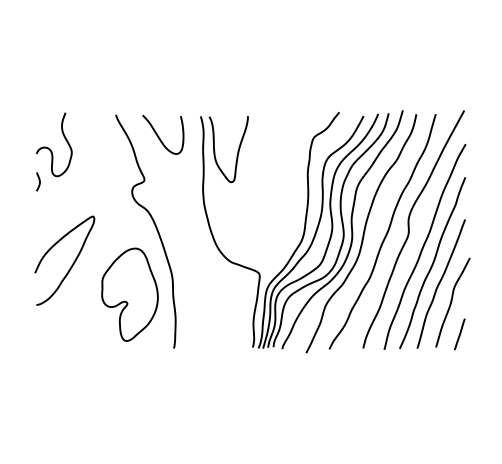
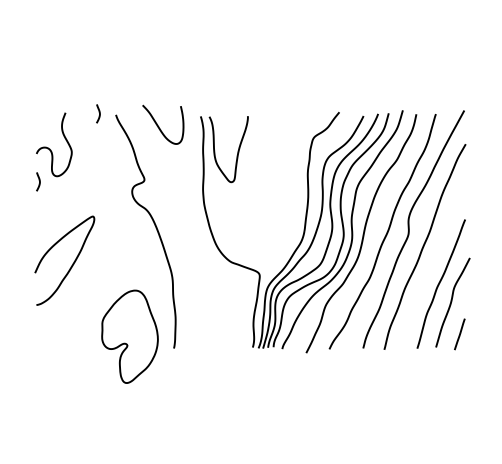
curve: none -> present (98, 112)
curve position: (159, 136) -> (159, 126) (159, 126)
curve: present -> none (432, 262)
part position: (129, 294) -> (129, 336) (129, 336)
